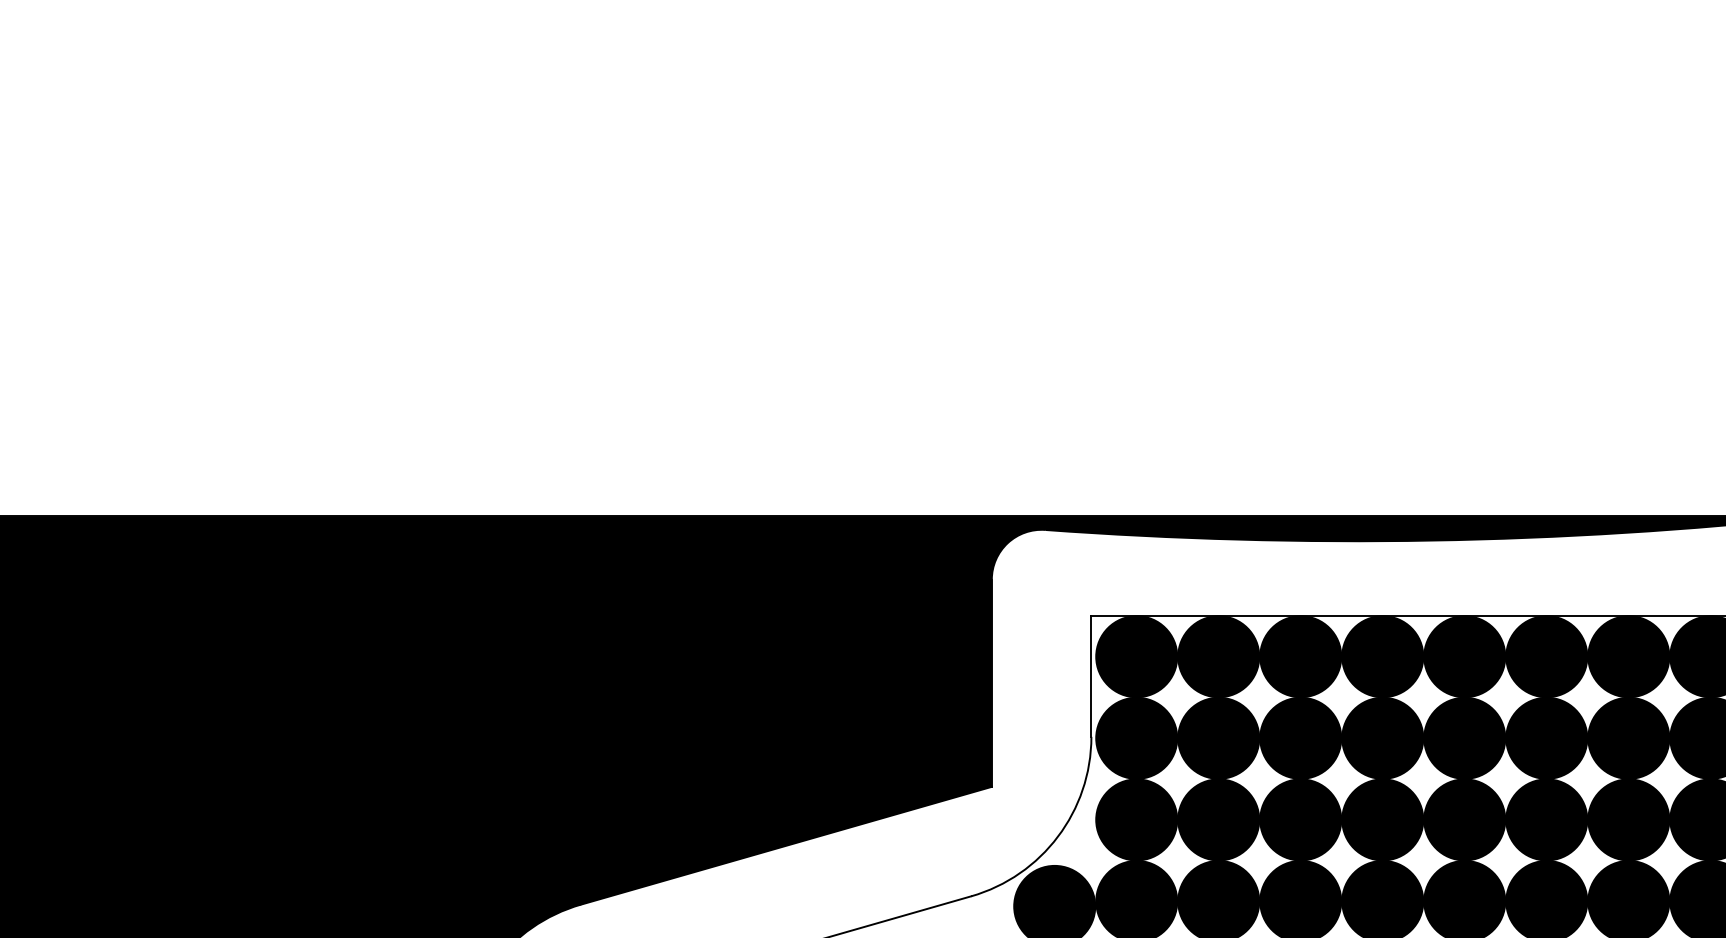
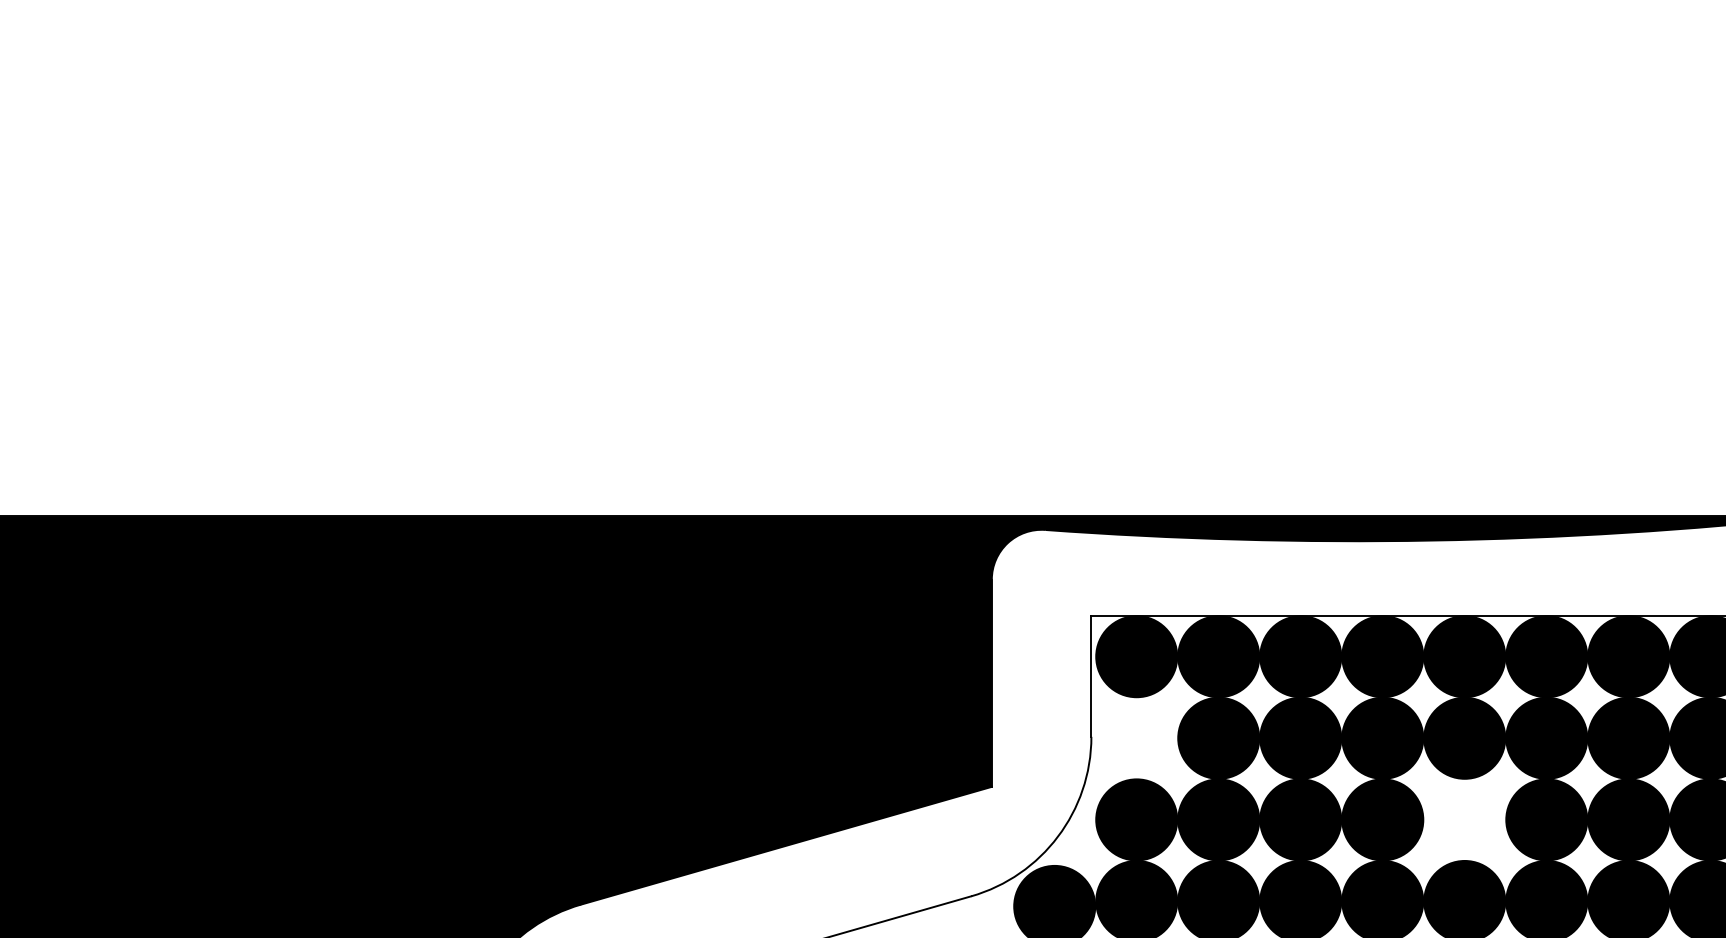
fill: present -> none (1136, 737)
fill: present -> none (1464, 819)
